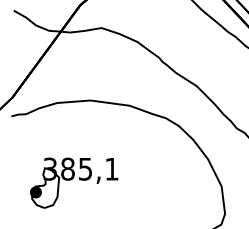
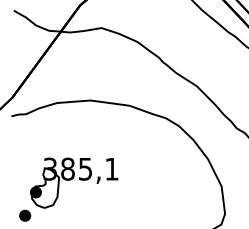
part: none -> present (25, 215)
